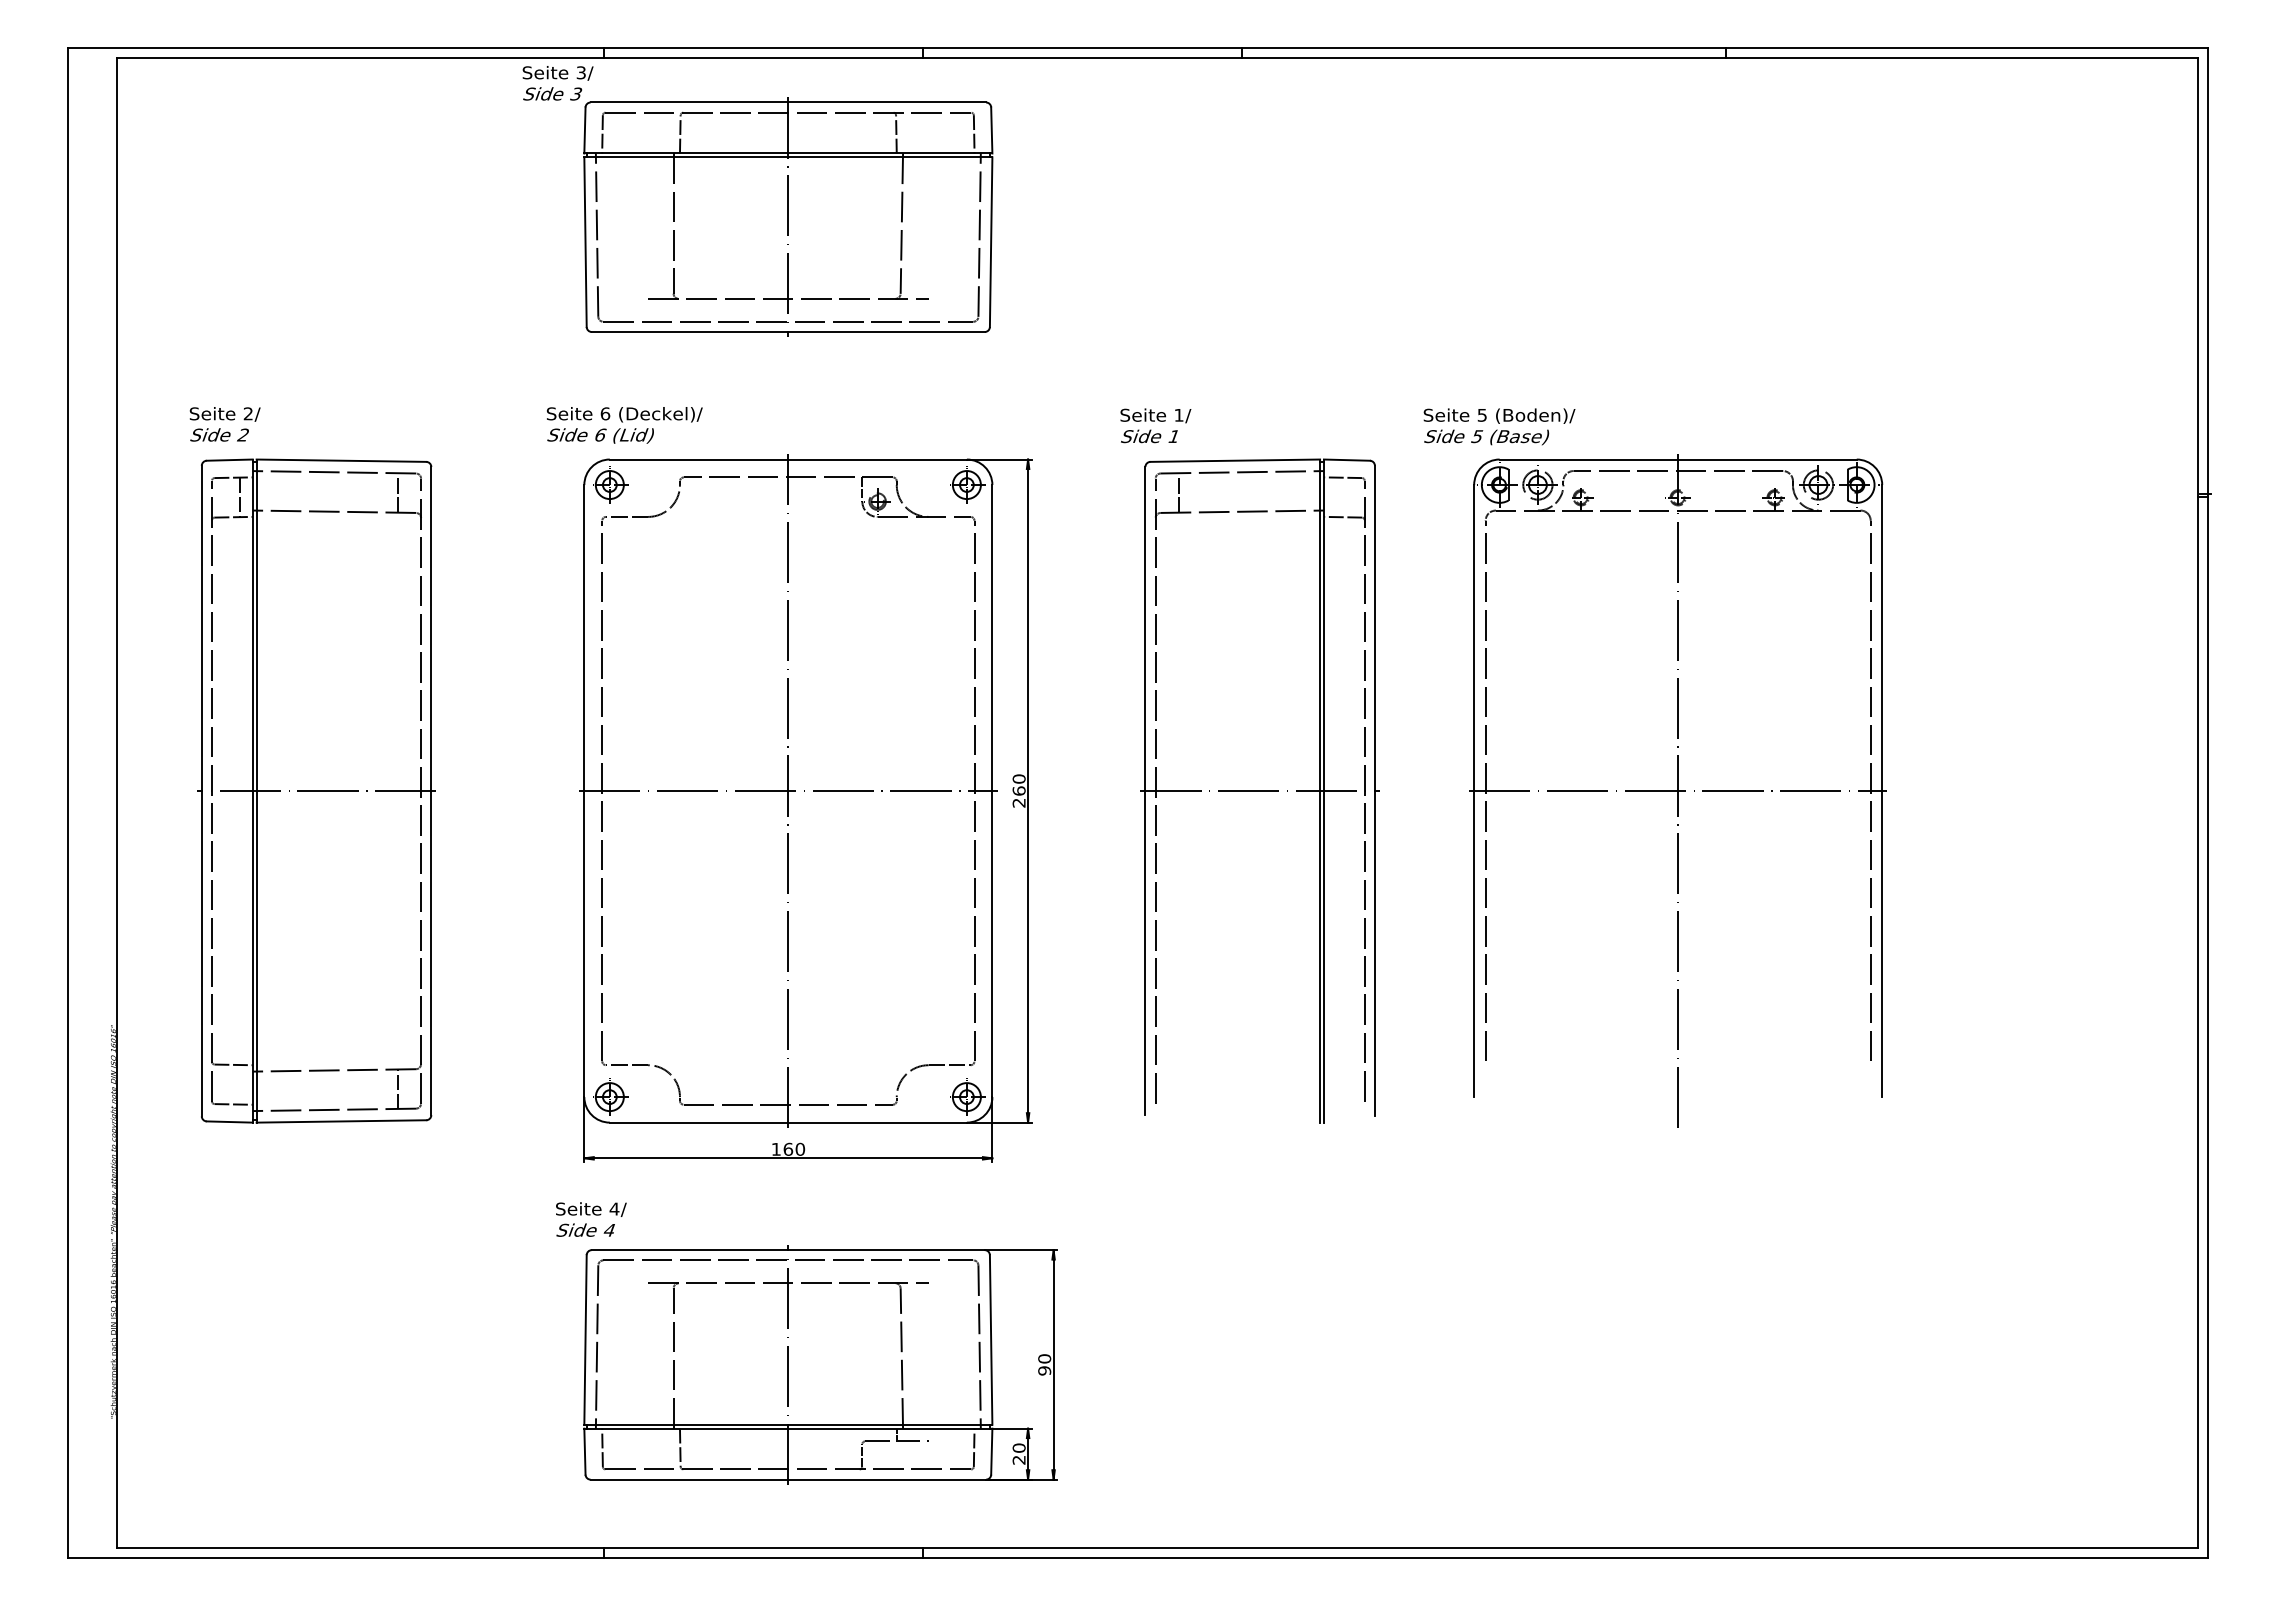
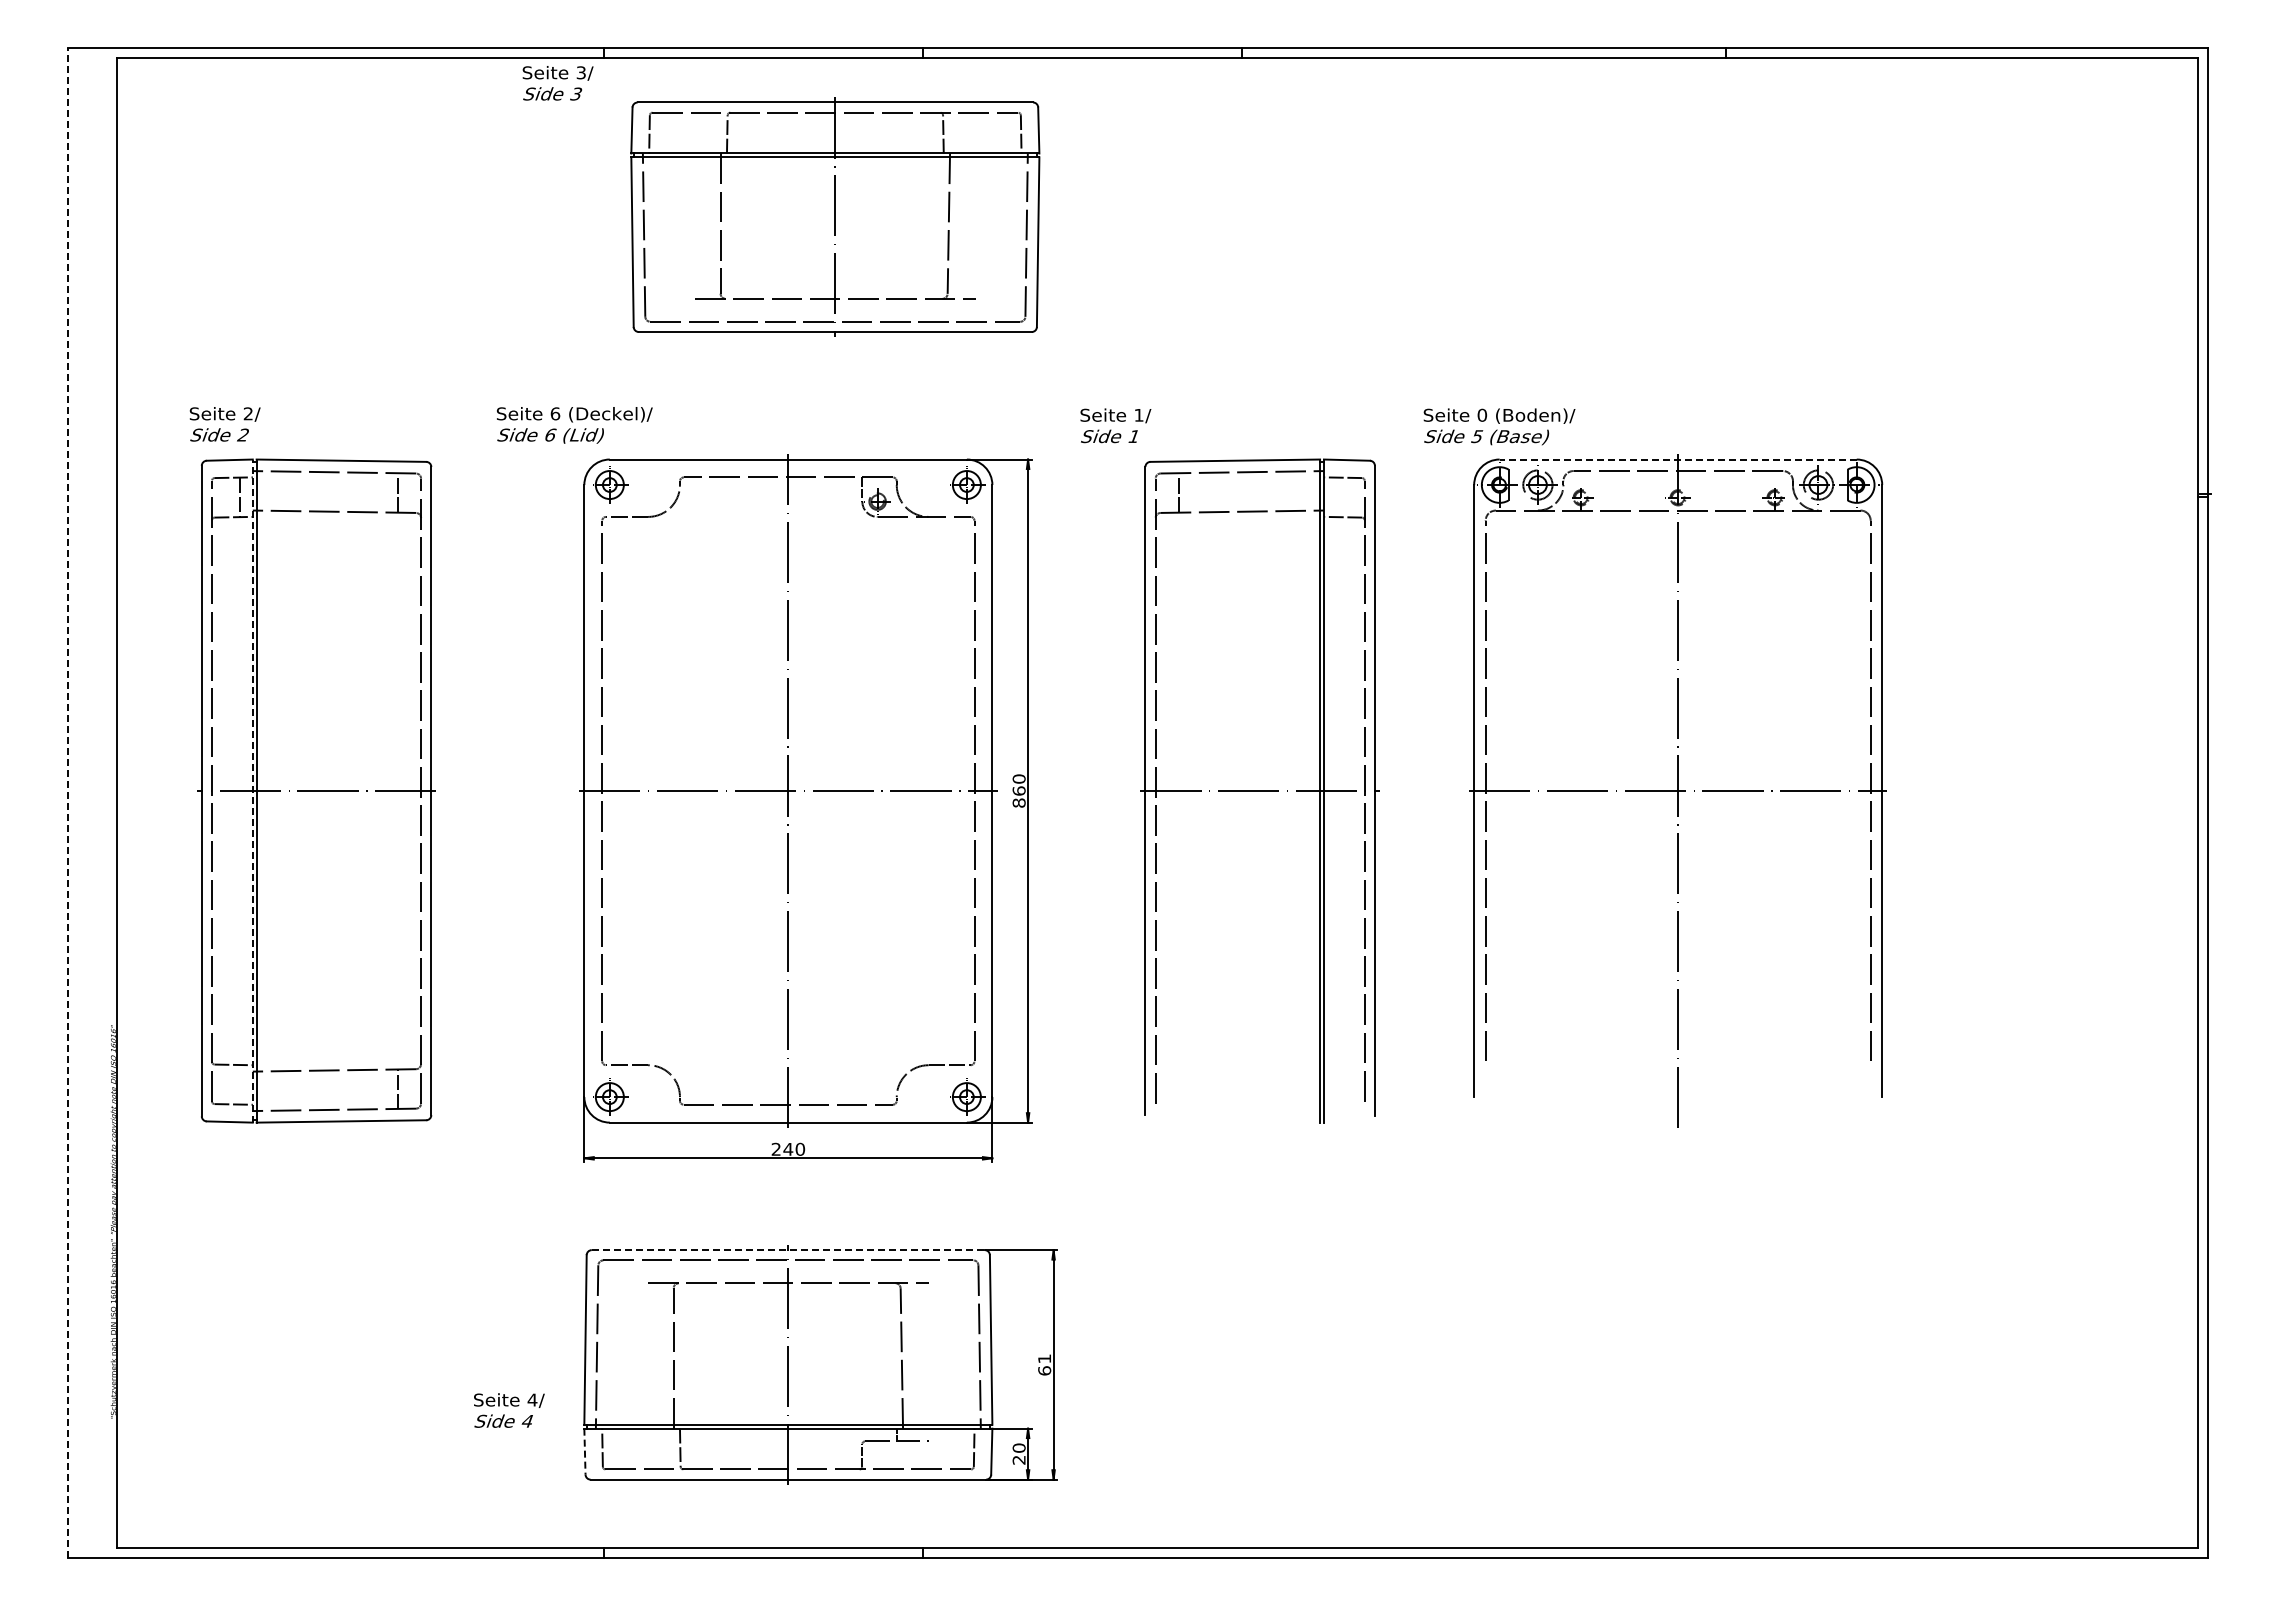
part position: (788, 216) -> (835, 216) (835, 216)
text: 5 -> 0 (1482, 414)
text position: (624, 425) -> (574, 425) (574, 425)
text position: (1155, 425) -> (1115, 425) (1115, 425)
line: solid -> dashed (1678, 459)
line: solid -> dashed (252, 791)
text: 260 -> 860 (1018, 802)
line: solid -> dashed (68, 803)
text: 160 -> 240 (782, 1148)
text position: (591, 1219) -> (509, 1410) (509, 1410)
line: solid -> dashed (788, 1250)
text: 90 -> 61 (1044, 1364)
line: solid -> dashed (584, 1452)
